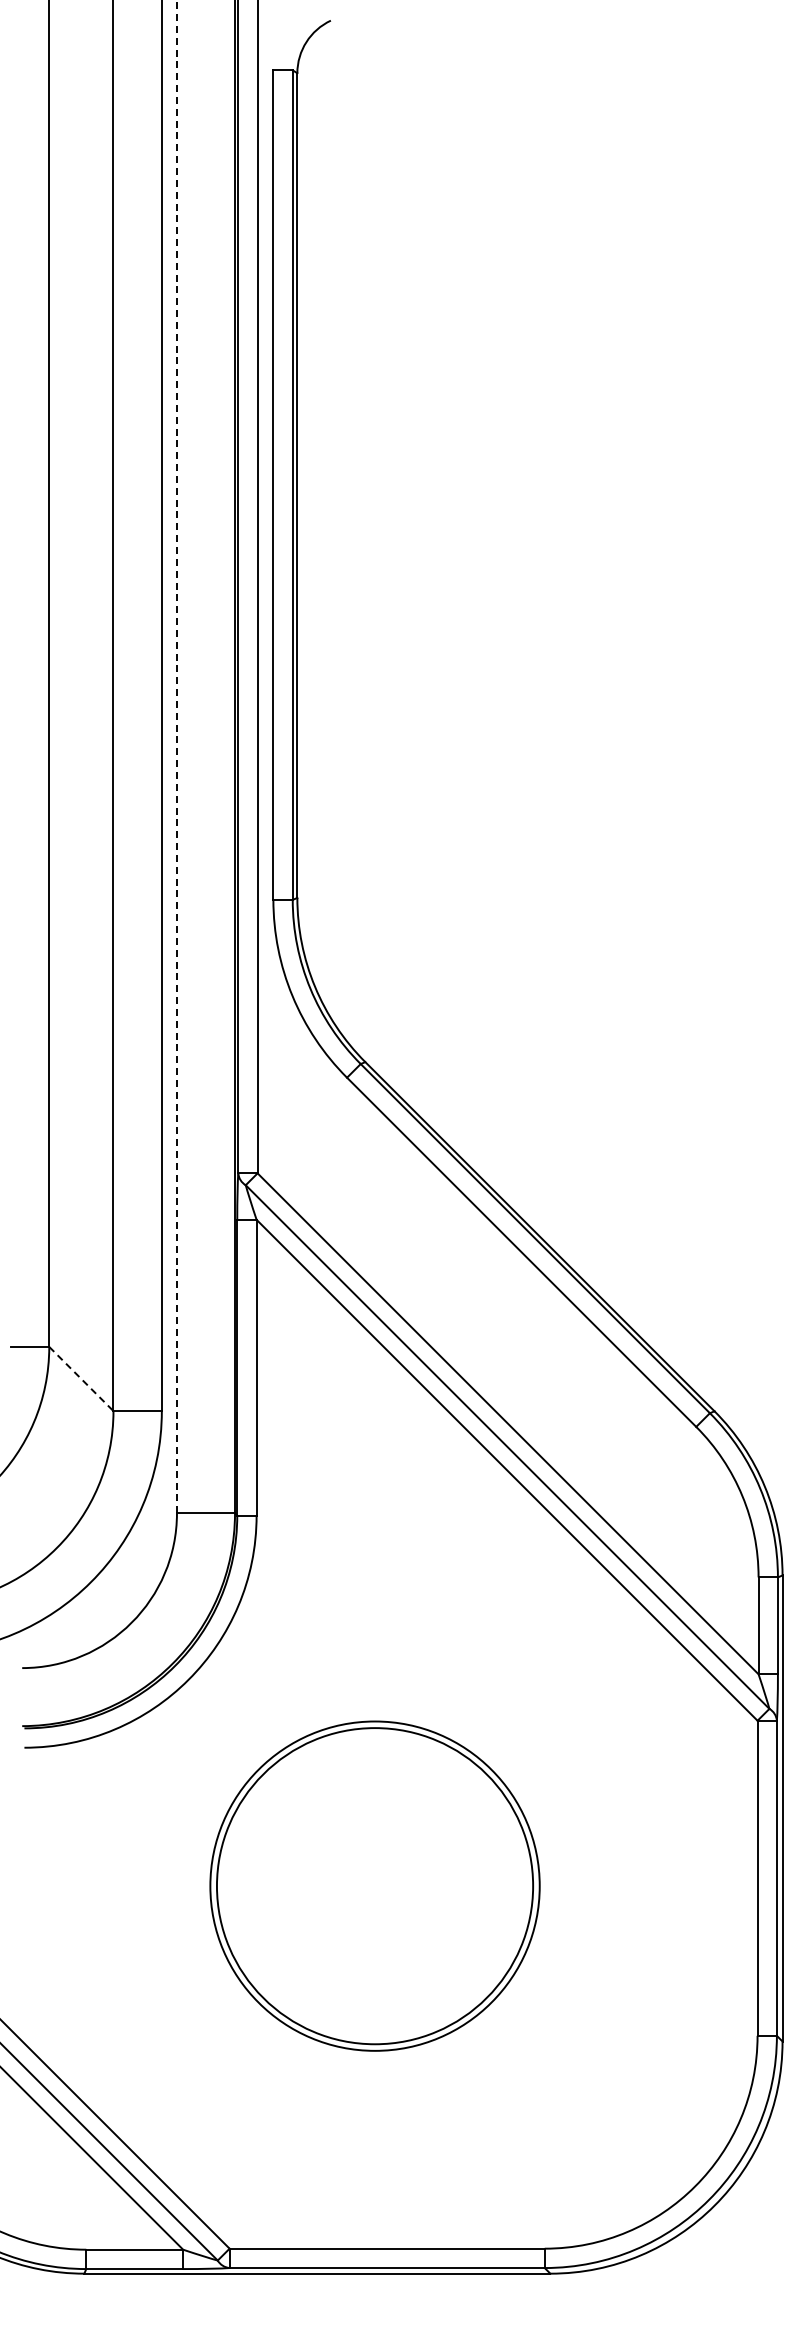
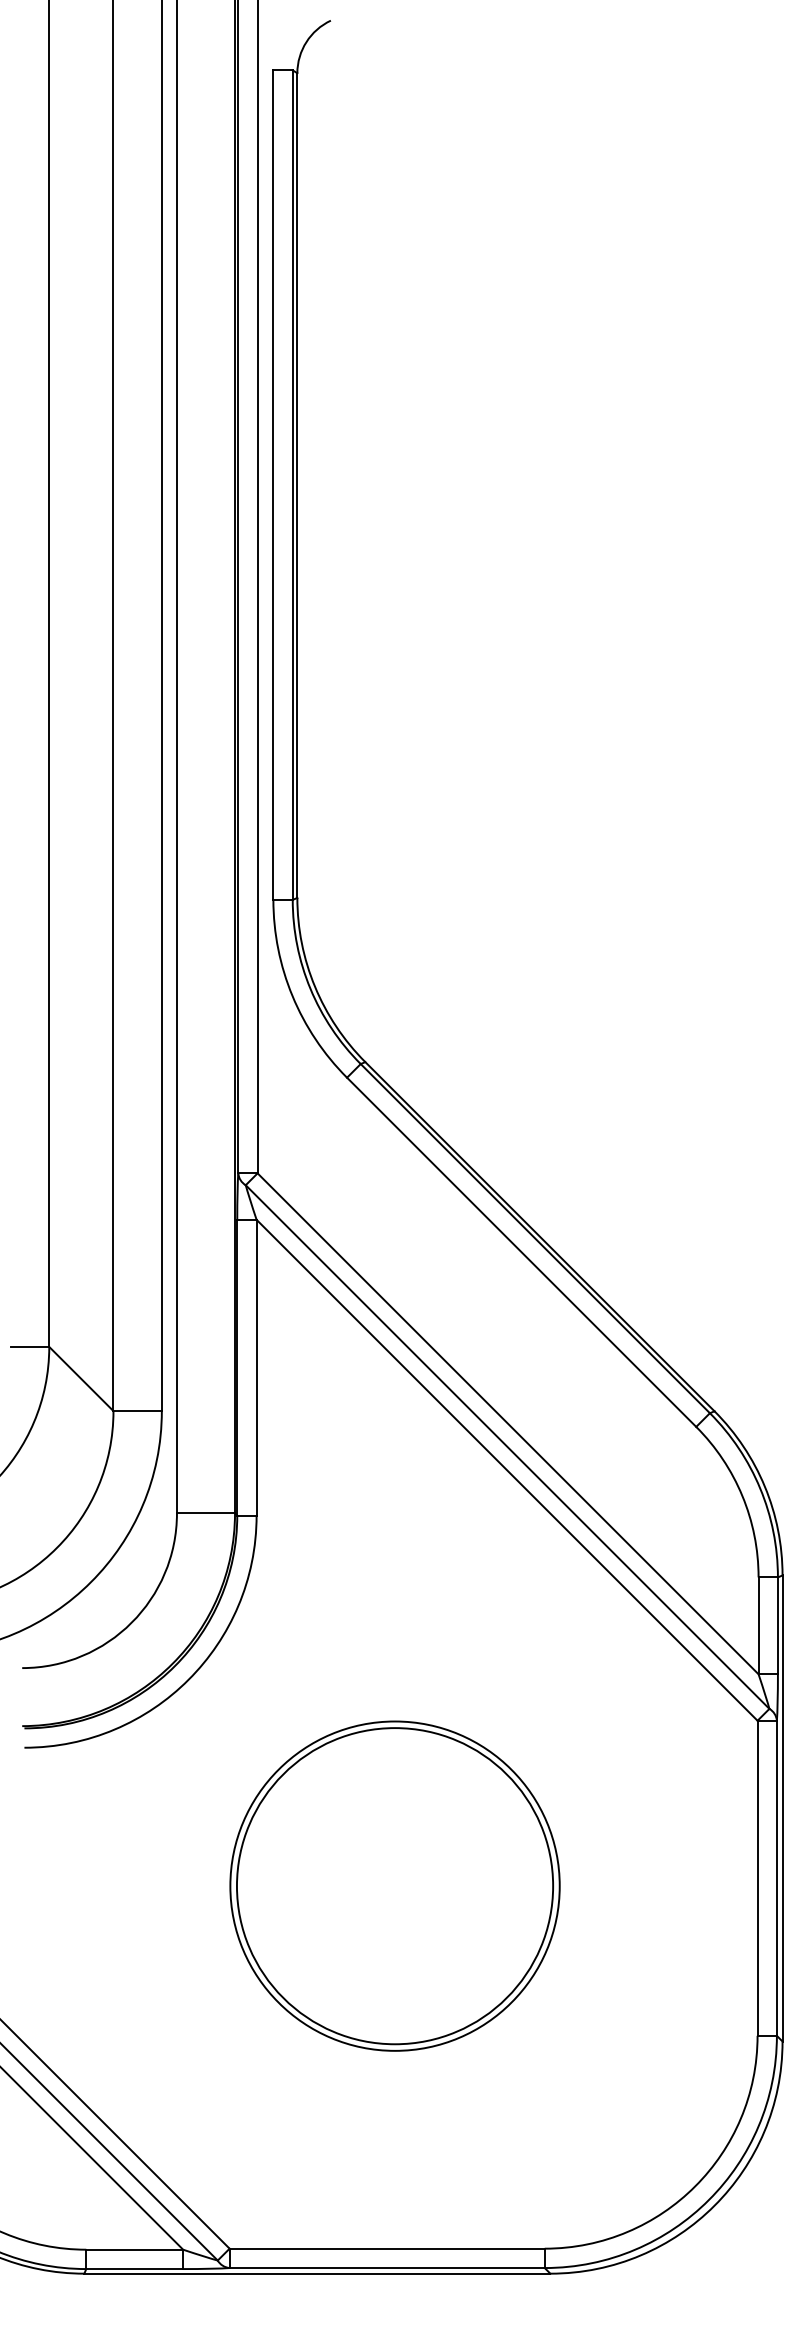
line: dashed -> solid (176, 756)
line: dashed -> solid (81, 1379)
part position: (374, 1885) -> (394, 1885) (394, 1885)
